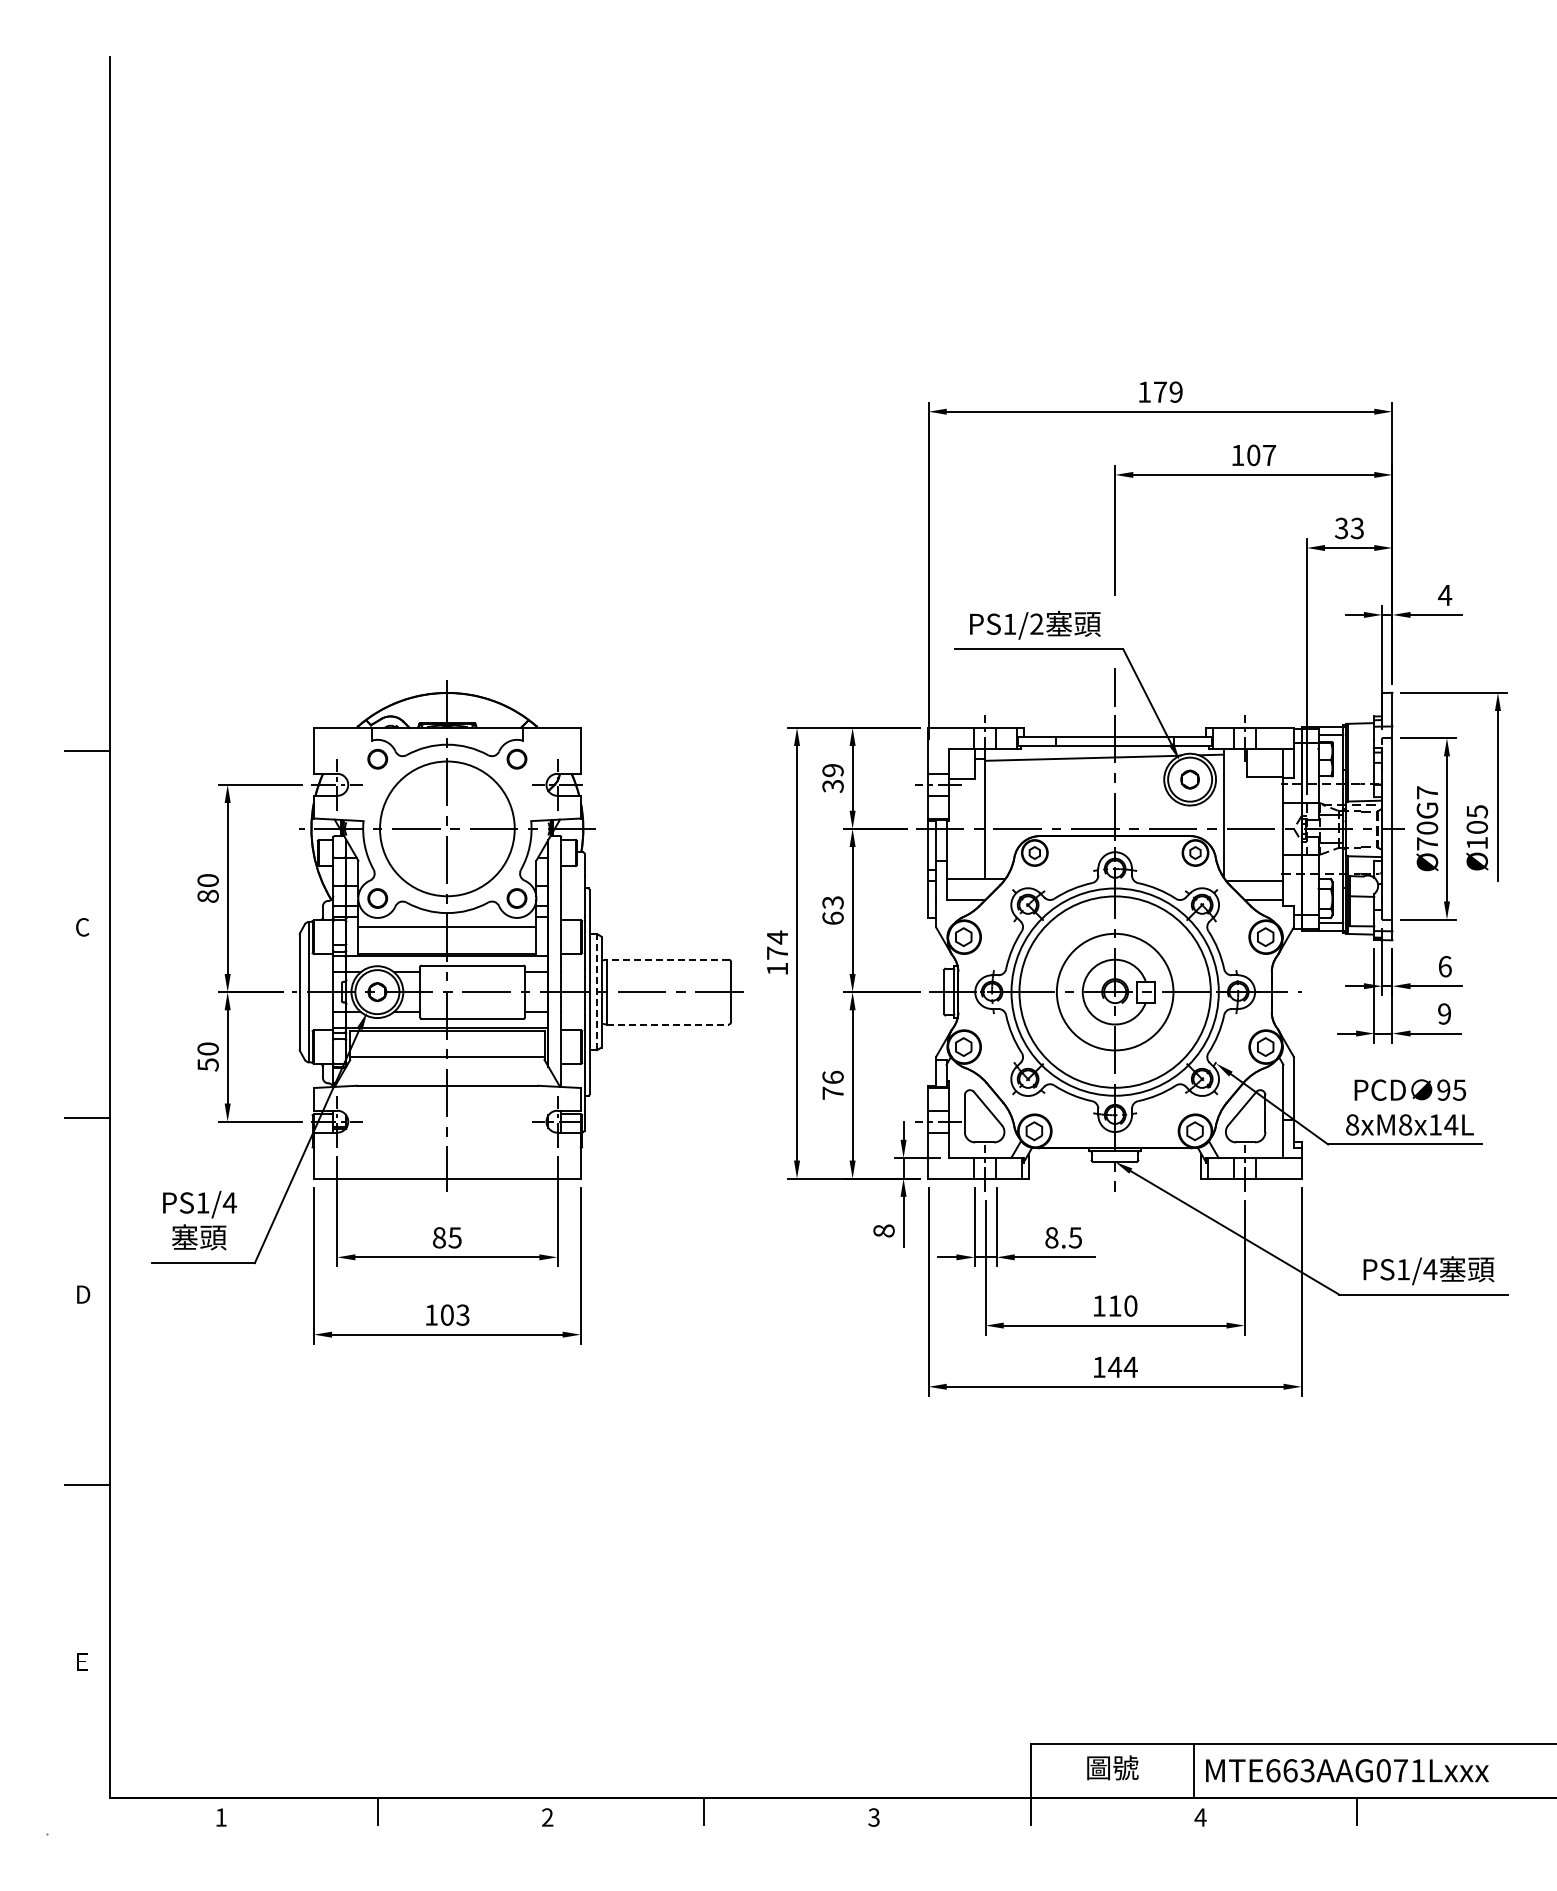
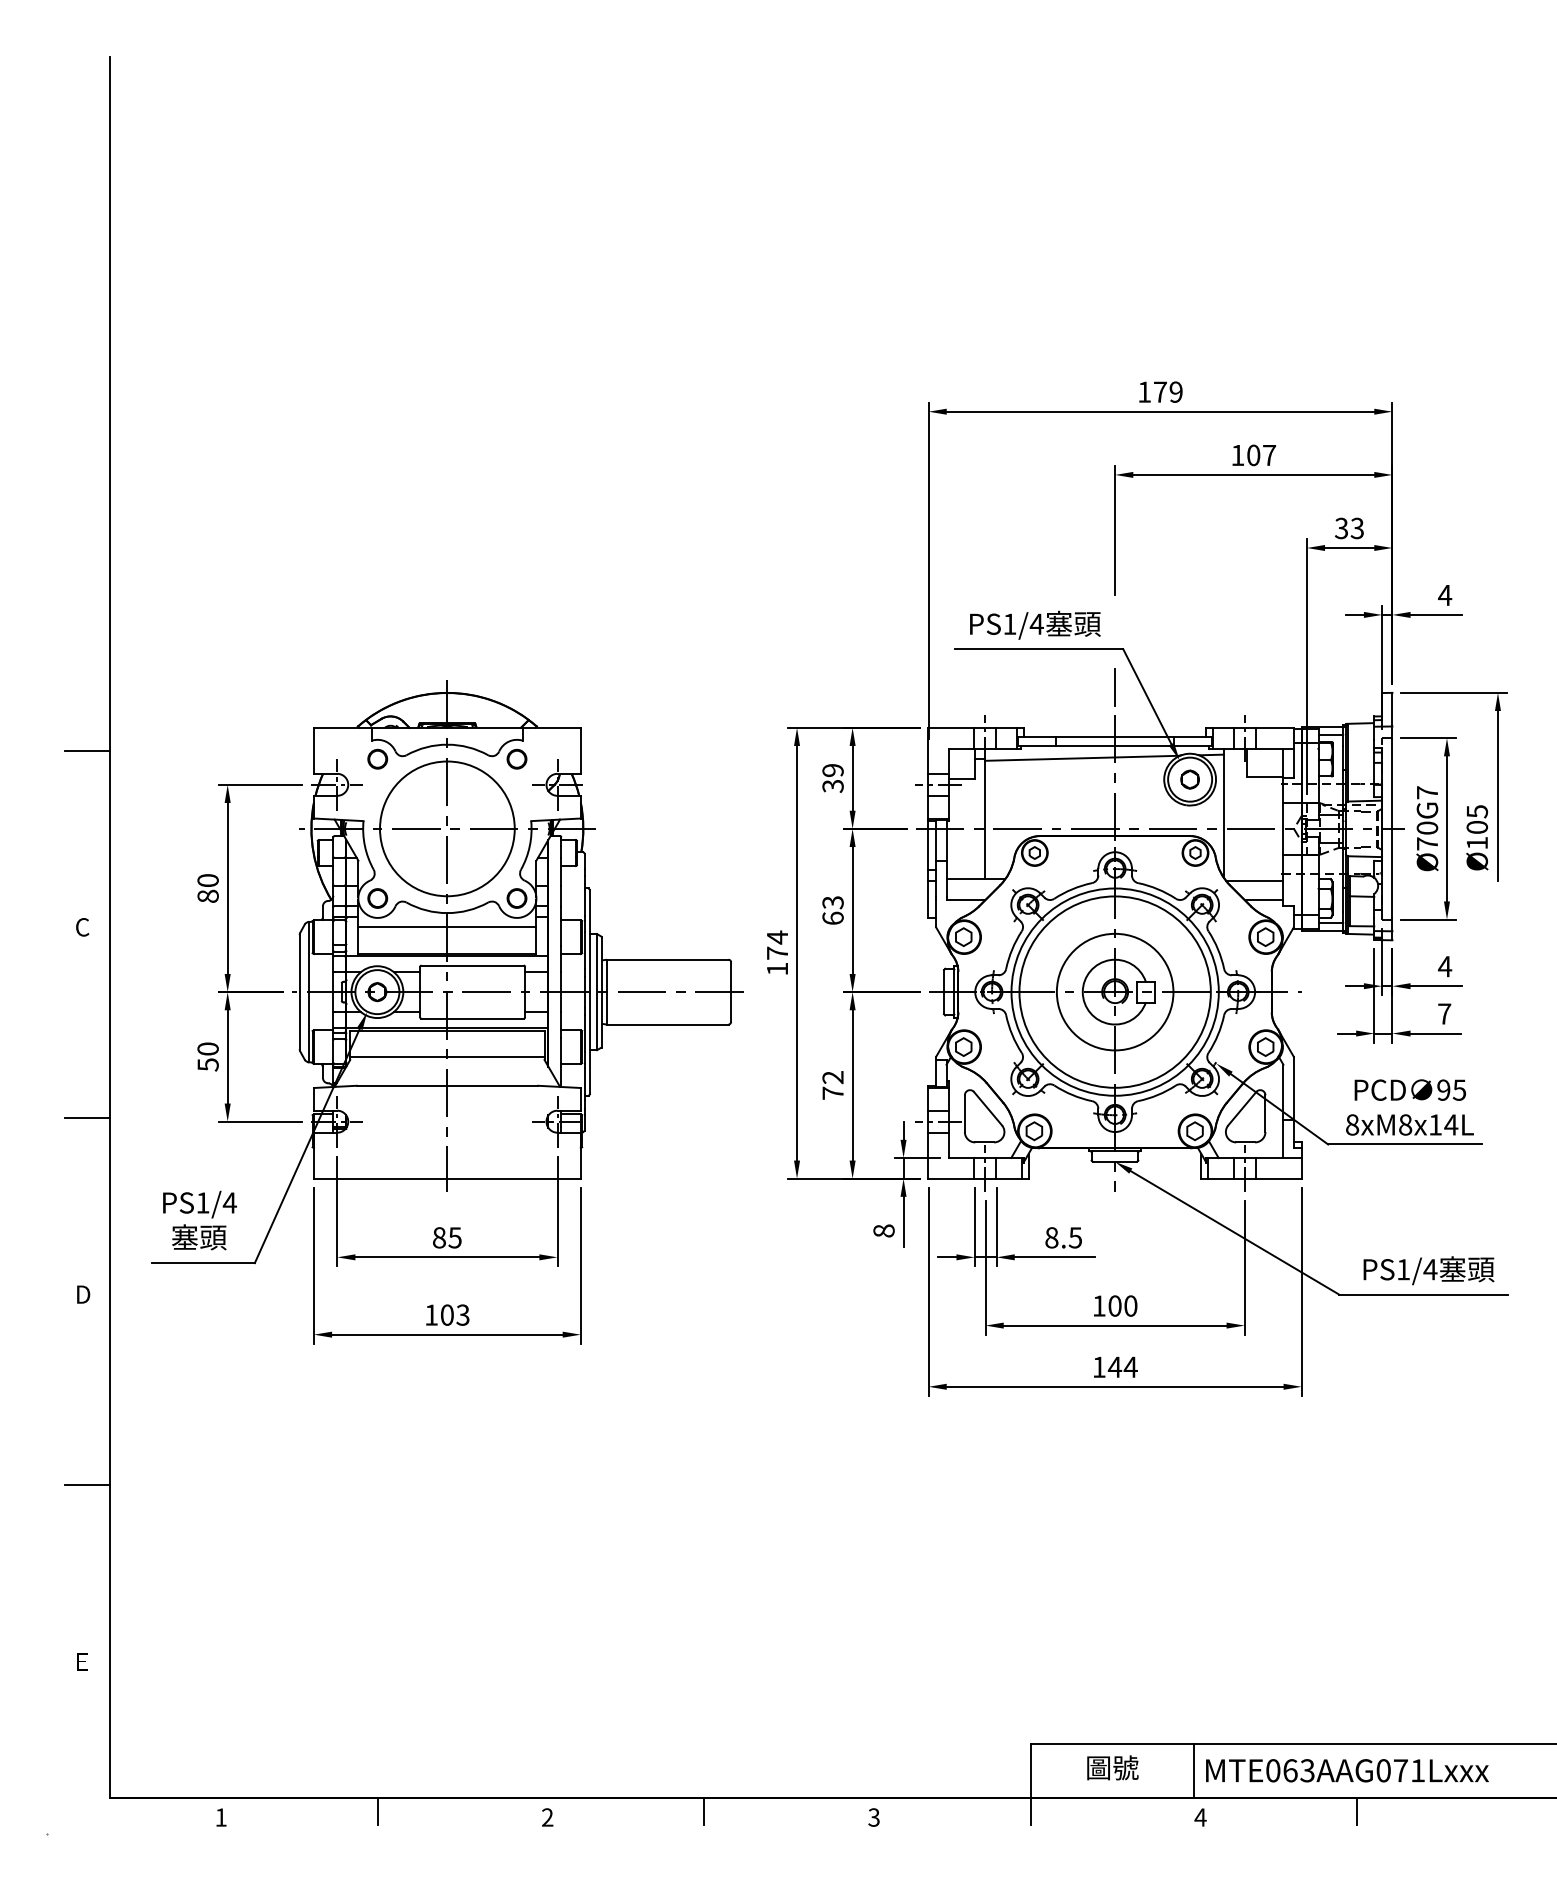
text: PS1/2 -> PS1/4 (1036, 623)
line: dashed -> solid (667, 959)
text: 6 -> 4 (1445, 966)
line: dashed -> solid (597, 991)
text: 9 -> 7 (1444, 1013)
line: dashed -> solid (667, 1024)
text: 76 -> 72 (832, 1077)
text: 110 -> 100 (1114, 1305)
text: MTE663AAG071Lxxx -> MTE063AAG071Lxxx (1273, 1770)
